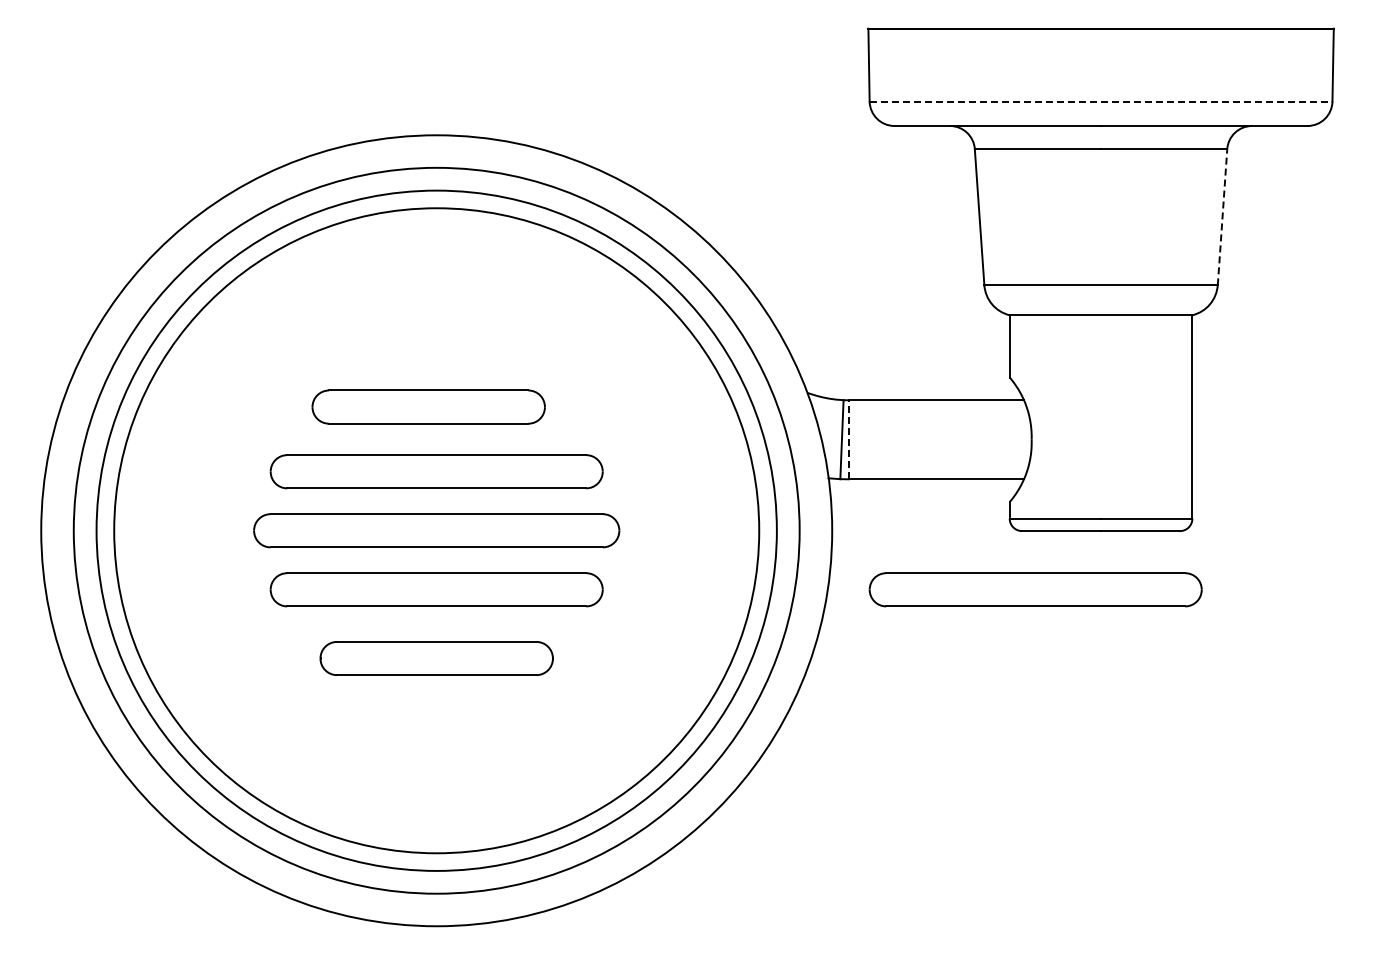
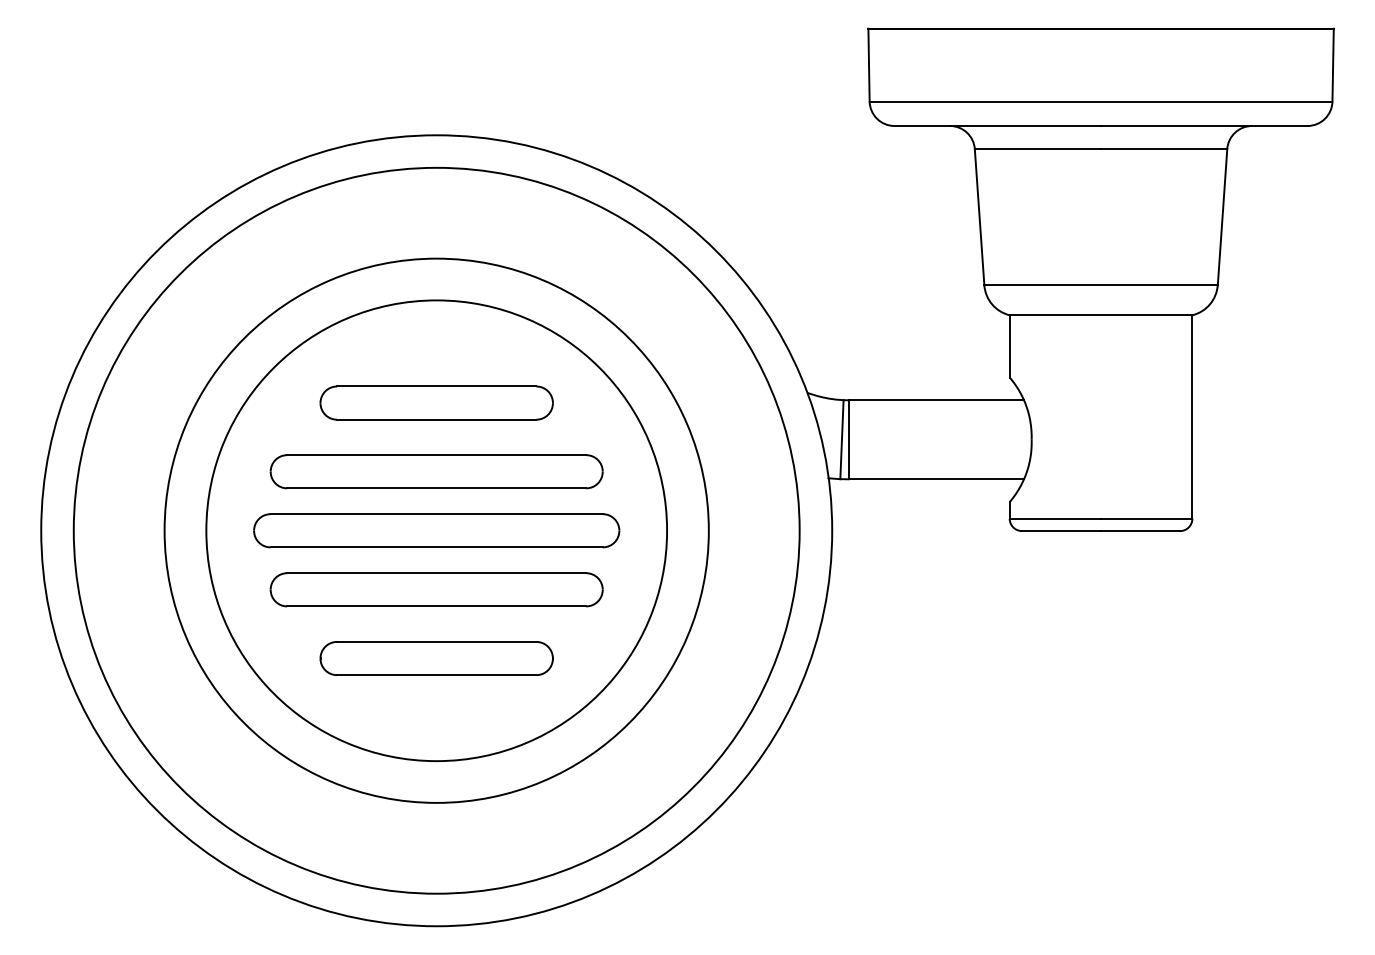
line: dashed -> solid (1101, 101)
line: dashed -> solid (1222, 216)
part position: (428, 406) -> (436, 402) (436, 402)
line: dashed -> solid (848, 439)
circle diameter: 645 px -> 461 px (436, 530)
circle diameter: 680 px -> 544 px (436, 530)
part: present -> none (1035, 589)
